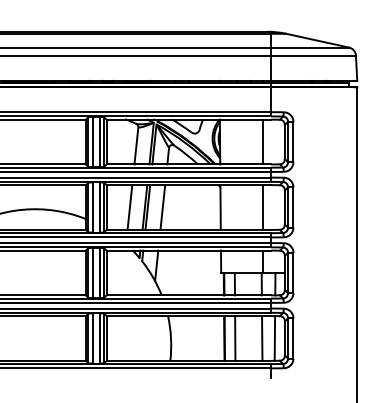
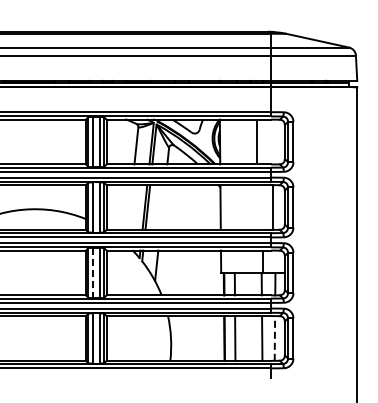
line position: (263, 141) -> (257, 141) (257, 141)
line: present -> none (129, 207)
line: present -> none (162, 207)
line position: (263, 207) -> (273, 207) (273, 207)
line: solid -> dashed (92, 273)
line: solid -> dashed (274, 337)
